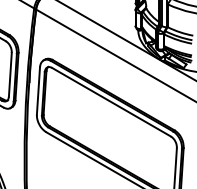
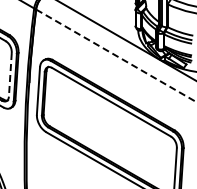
line: solid -> dashed (116, 55)
line: solid -> dashed (10, 74)
